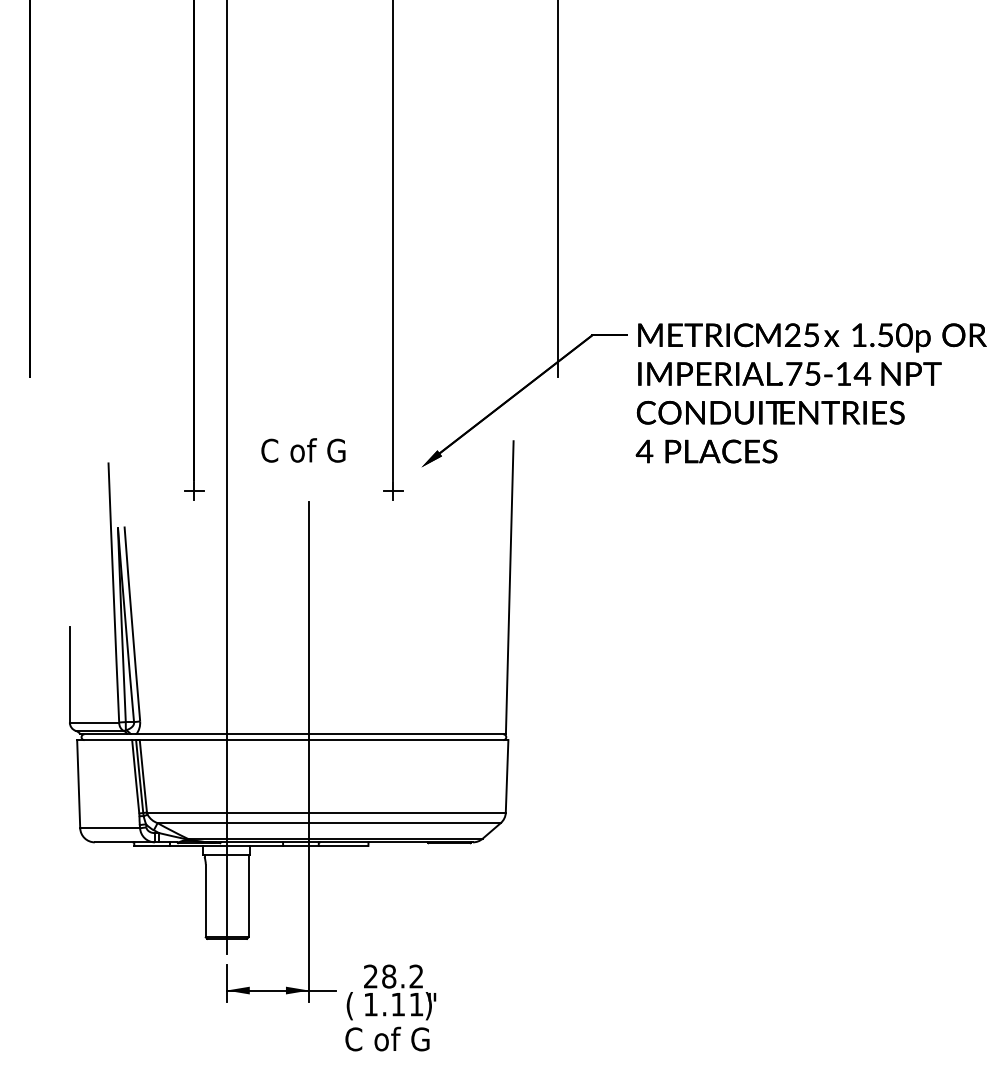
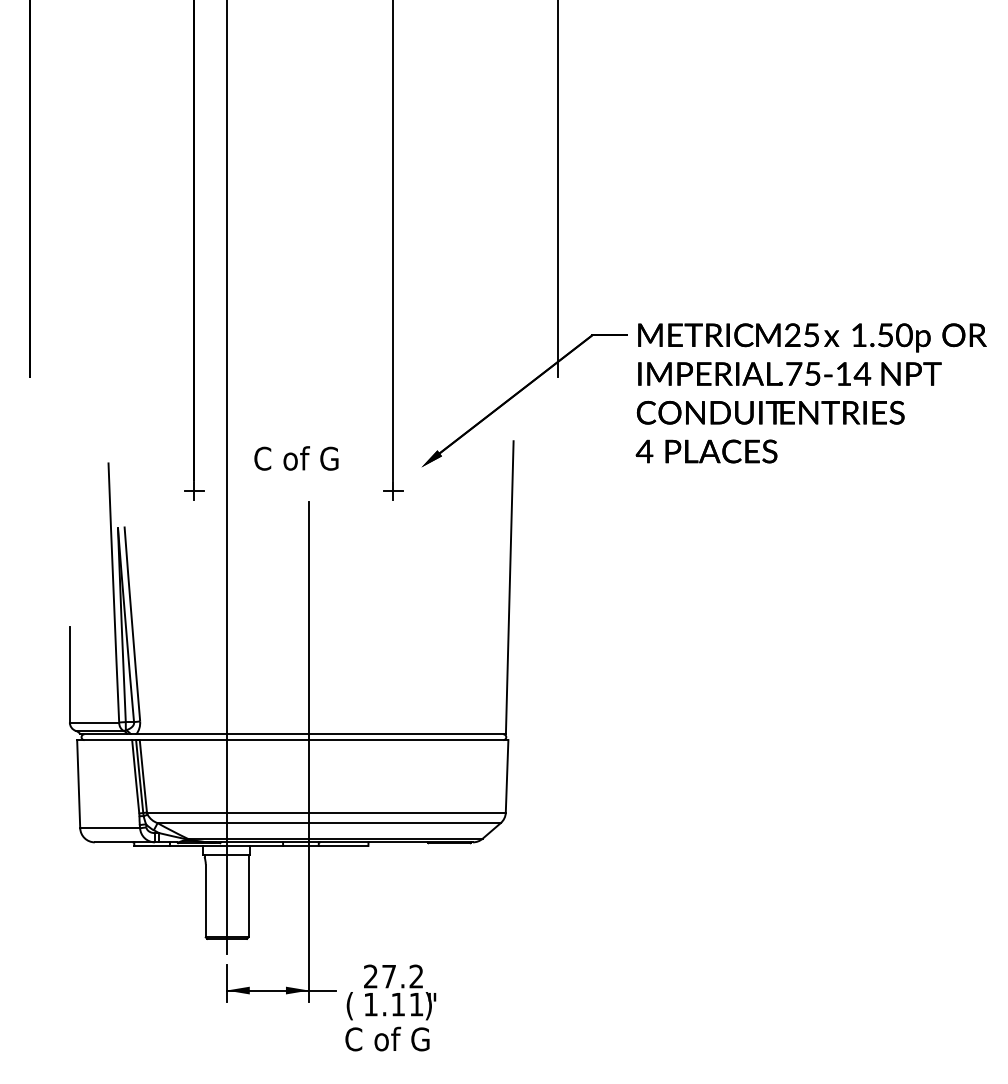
text position: (303, 450) -> (296, 458) (296, 458)
text: 28.2 -> 27.2 (389, 976)
